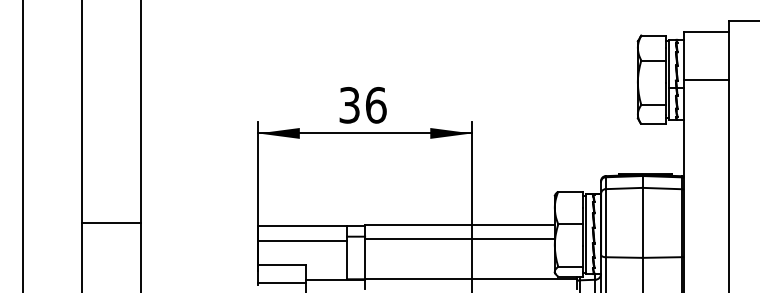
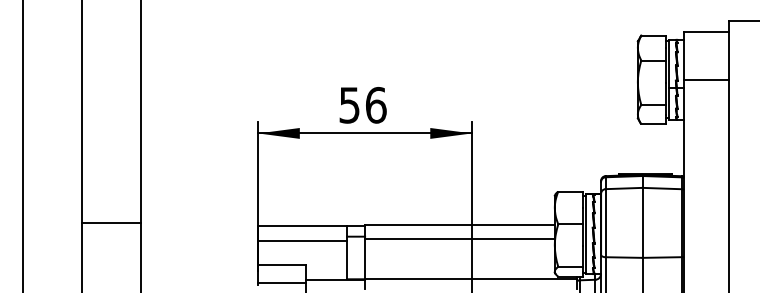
text: 36 -> 56 (349, 104)
